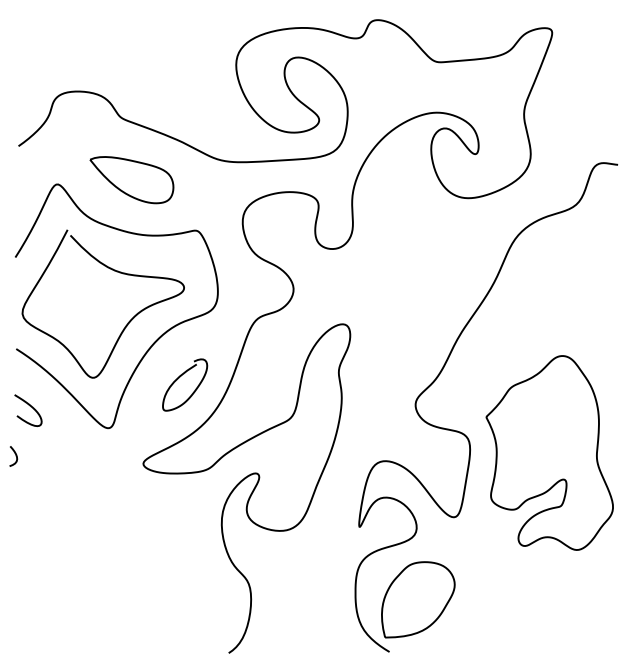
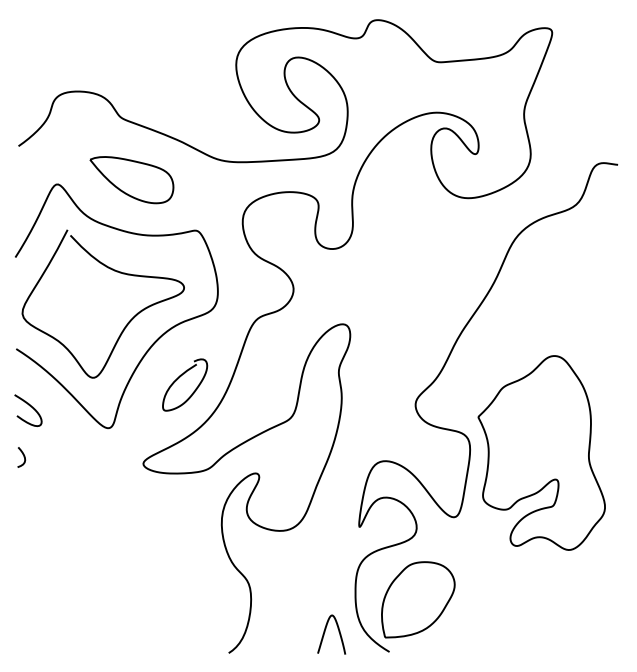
part position: (549, 452) -> (541, 452) (541, 452)
curve position: (15, 456) -> (23, 457) (23, 457)
curve: none -> present (325, 632)
